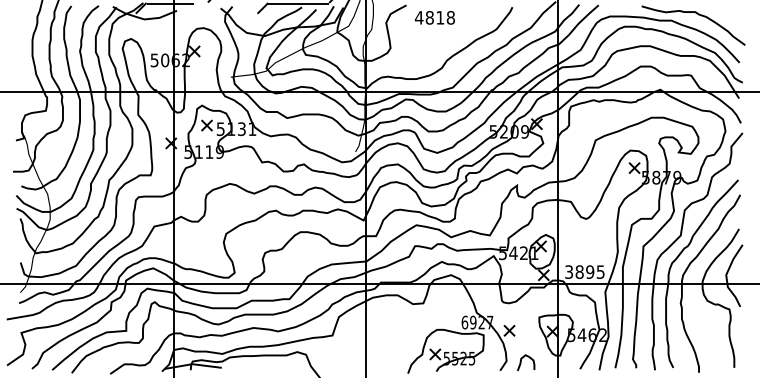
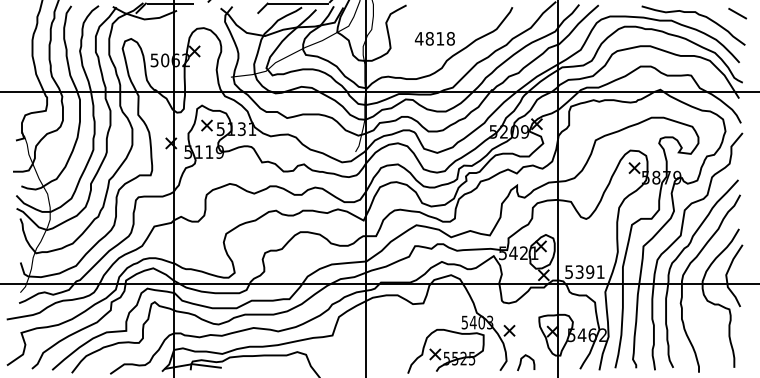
line: none -> present (737, 13)
text position: (434, 17) -> (434, 38) (434, 38)
text: 3895 -> 5391 (584, 271)
text: 6927 -> 5403 (477, 322)
